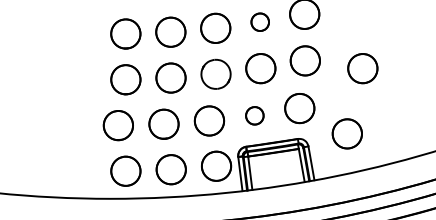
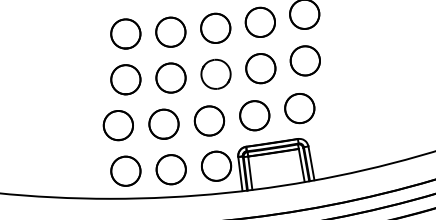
circle size: 20x20 px -> 32x32 px (259, 21)
circle: present -> none (362, 68)
circle size: 20x20 px -> 32x32 px (254, 115)
circle: present -> none (346, 133)
